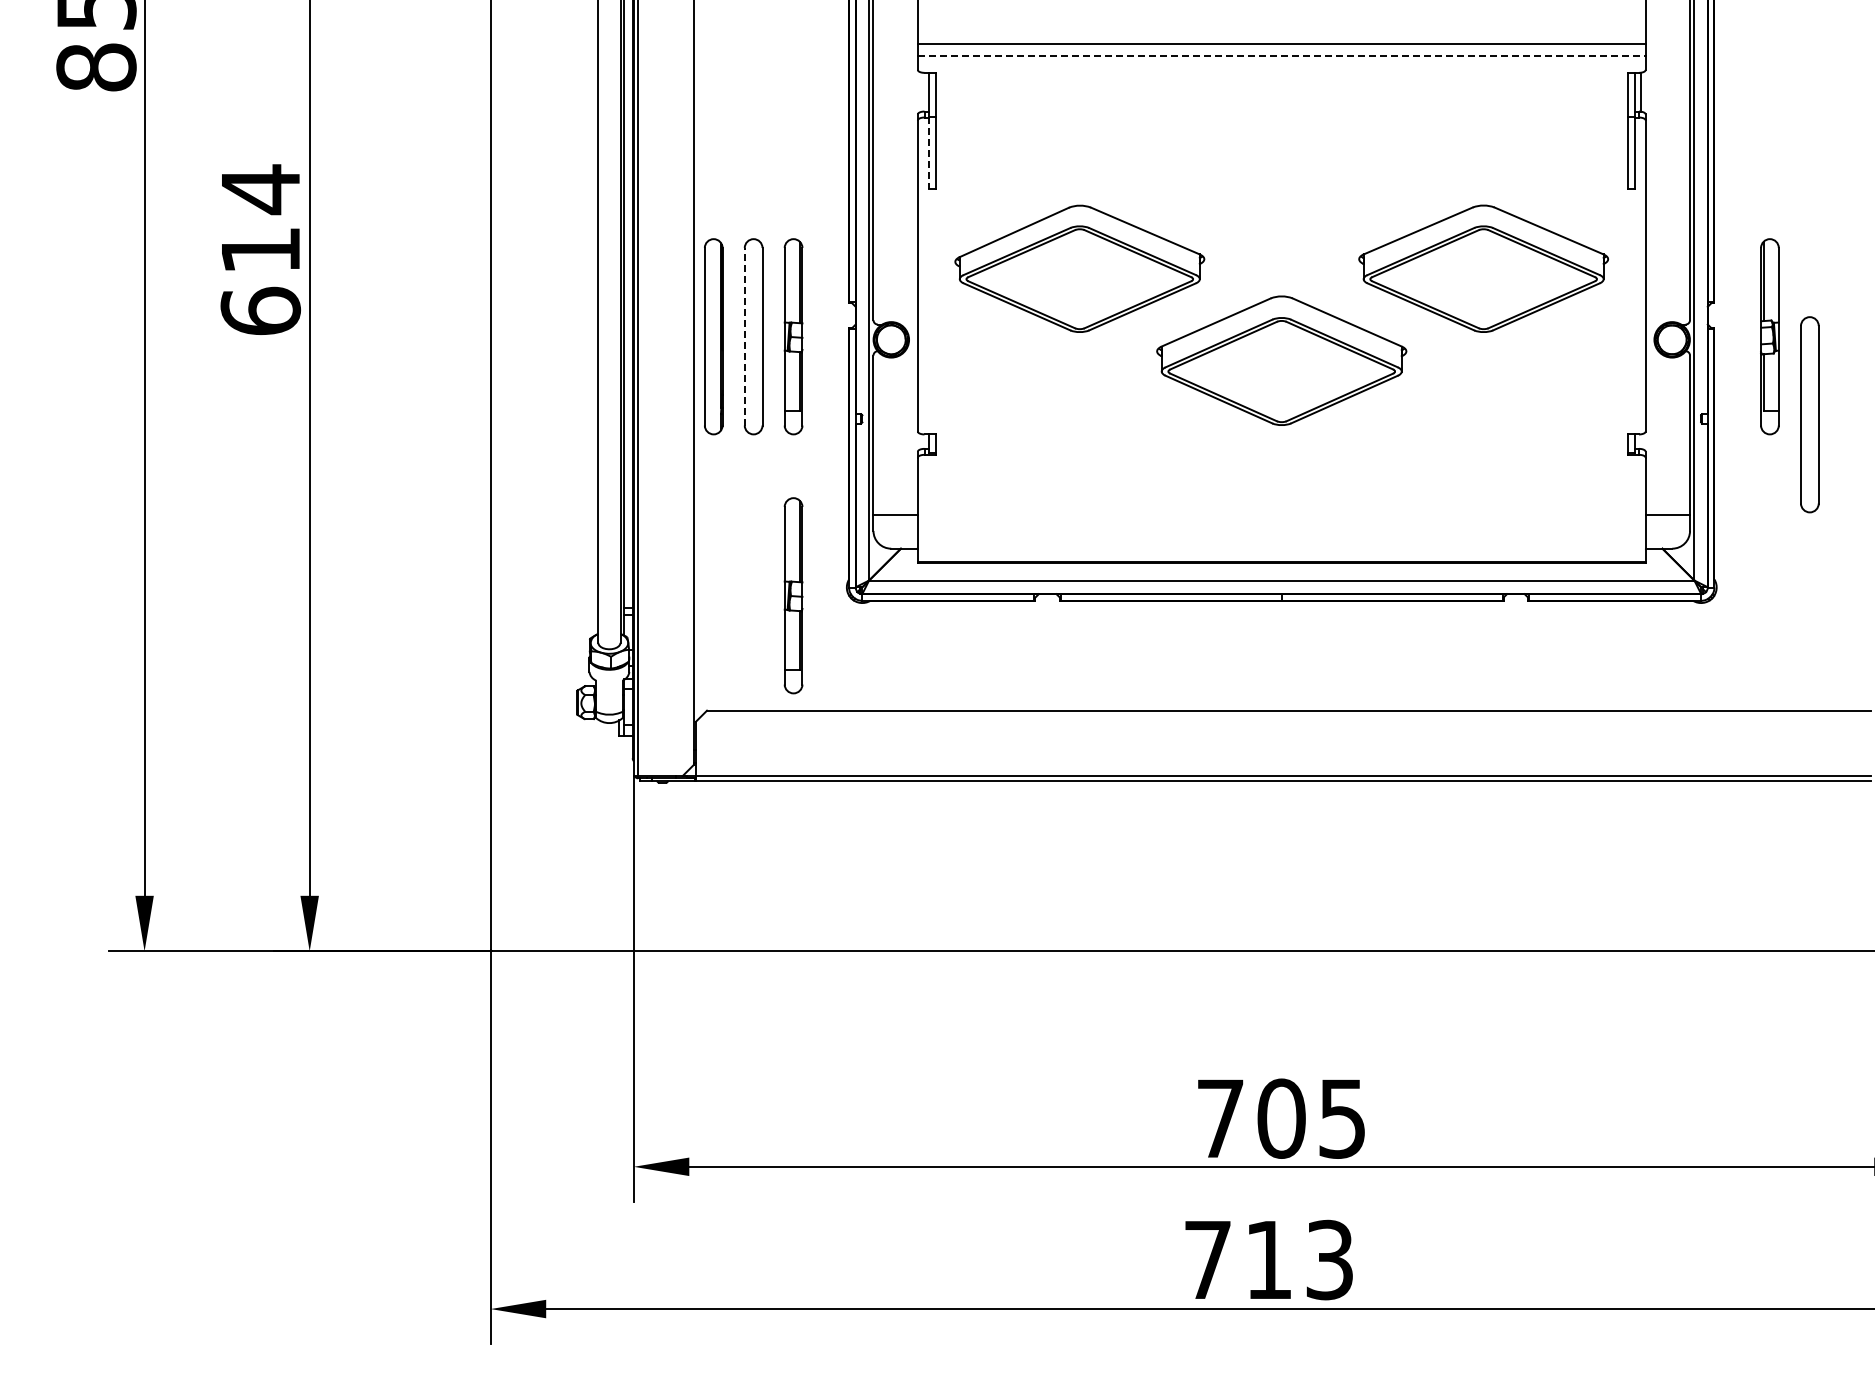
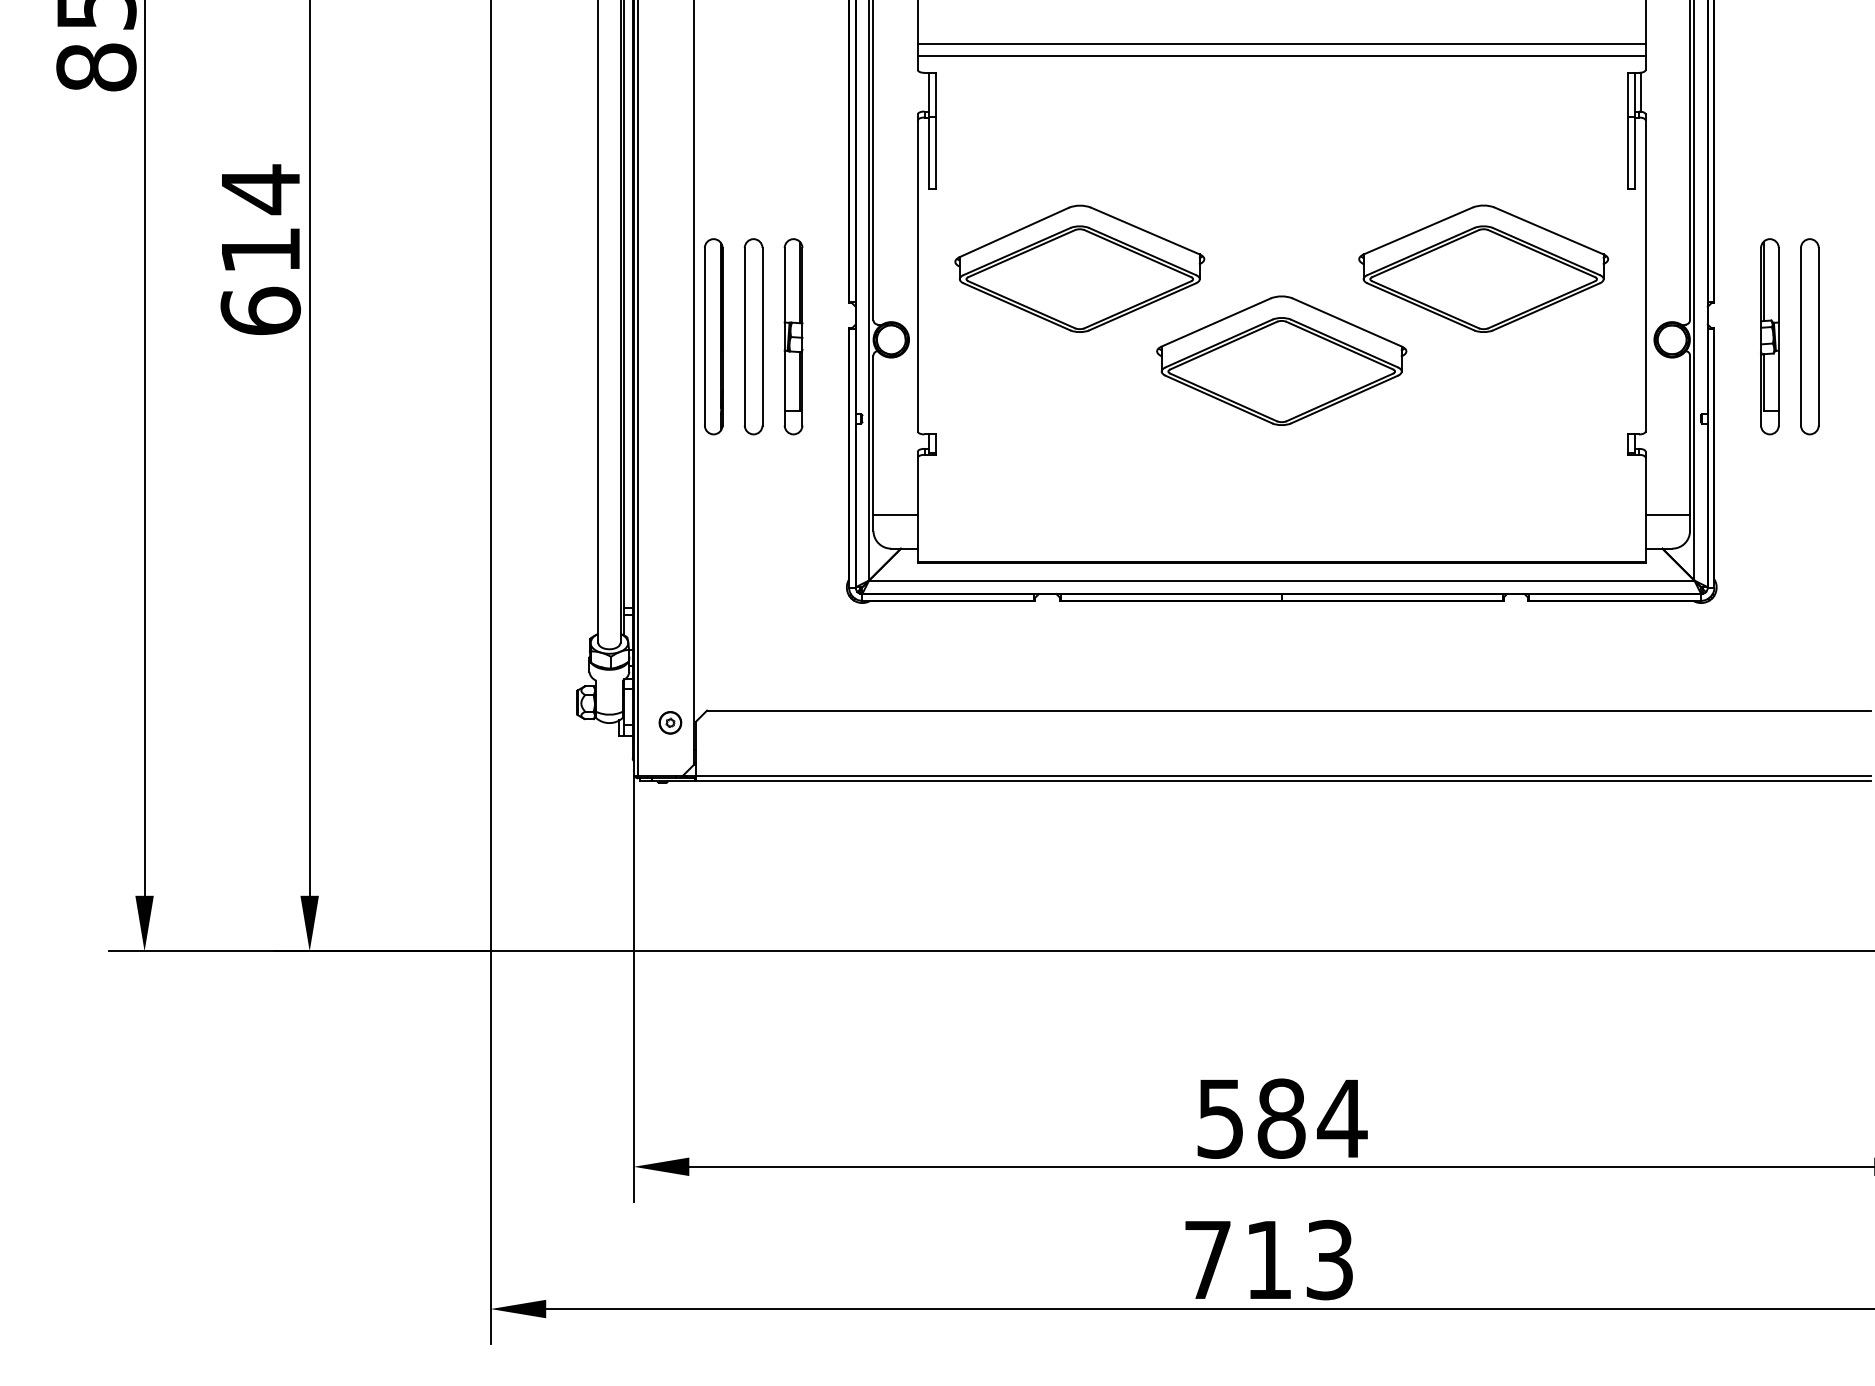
line: dashed -> solid (1281, 56)
line: dashed -> solid (928, 152)
line: dashed -> solid (744, 336)
part position: (1809, 414) -> (1809, 336) (1809, 336)
part: present -> none (793, 595)
part: none -> present (670, 722)
text: 705 -> 584 (1282, 1118)
